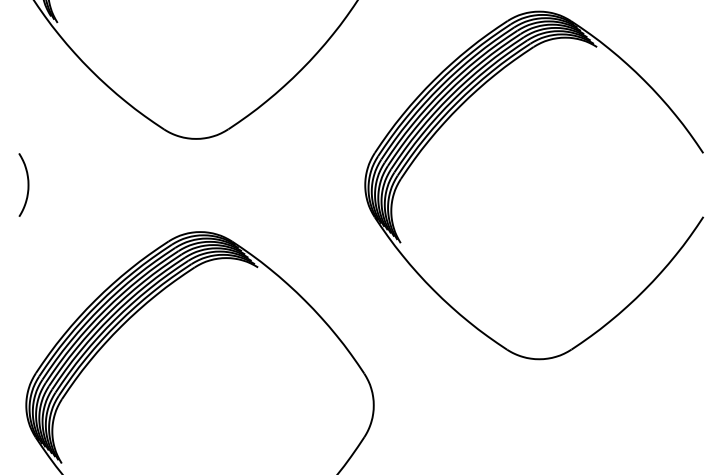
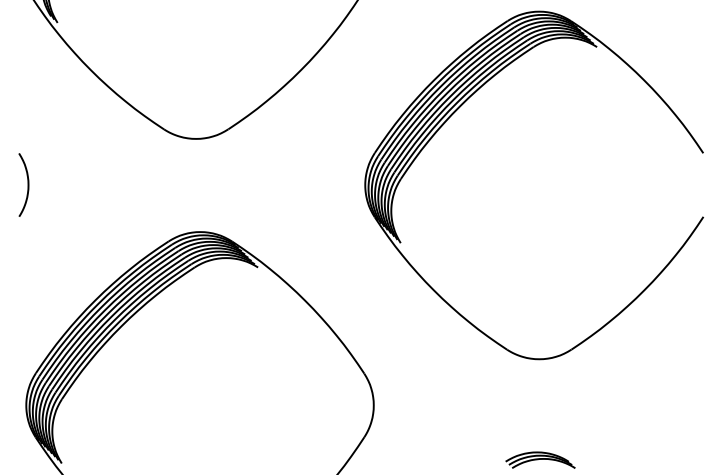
part: none -> present (540, 459)
